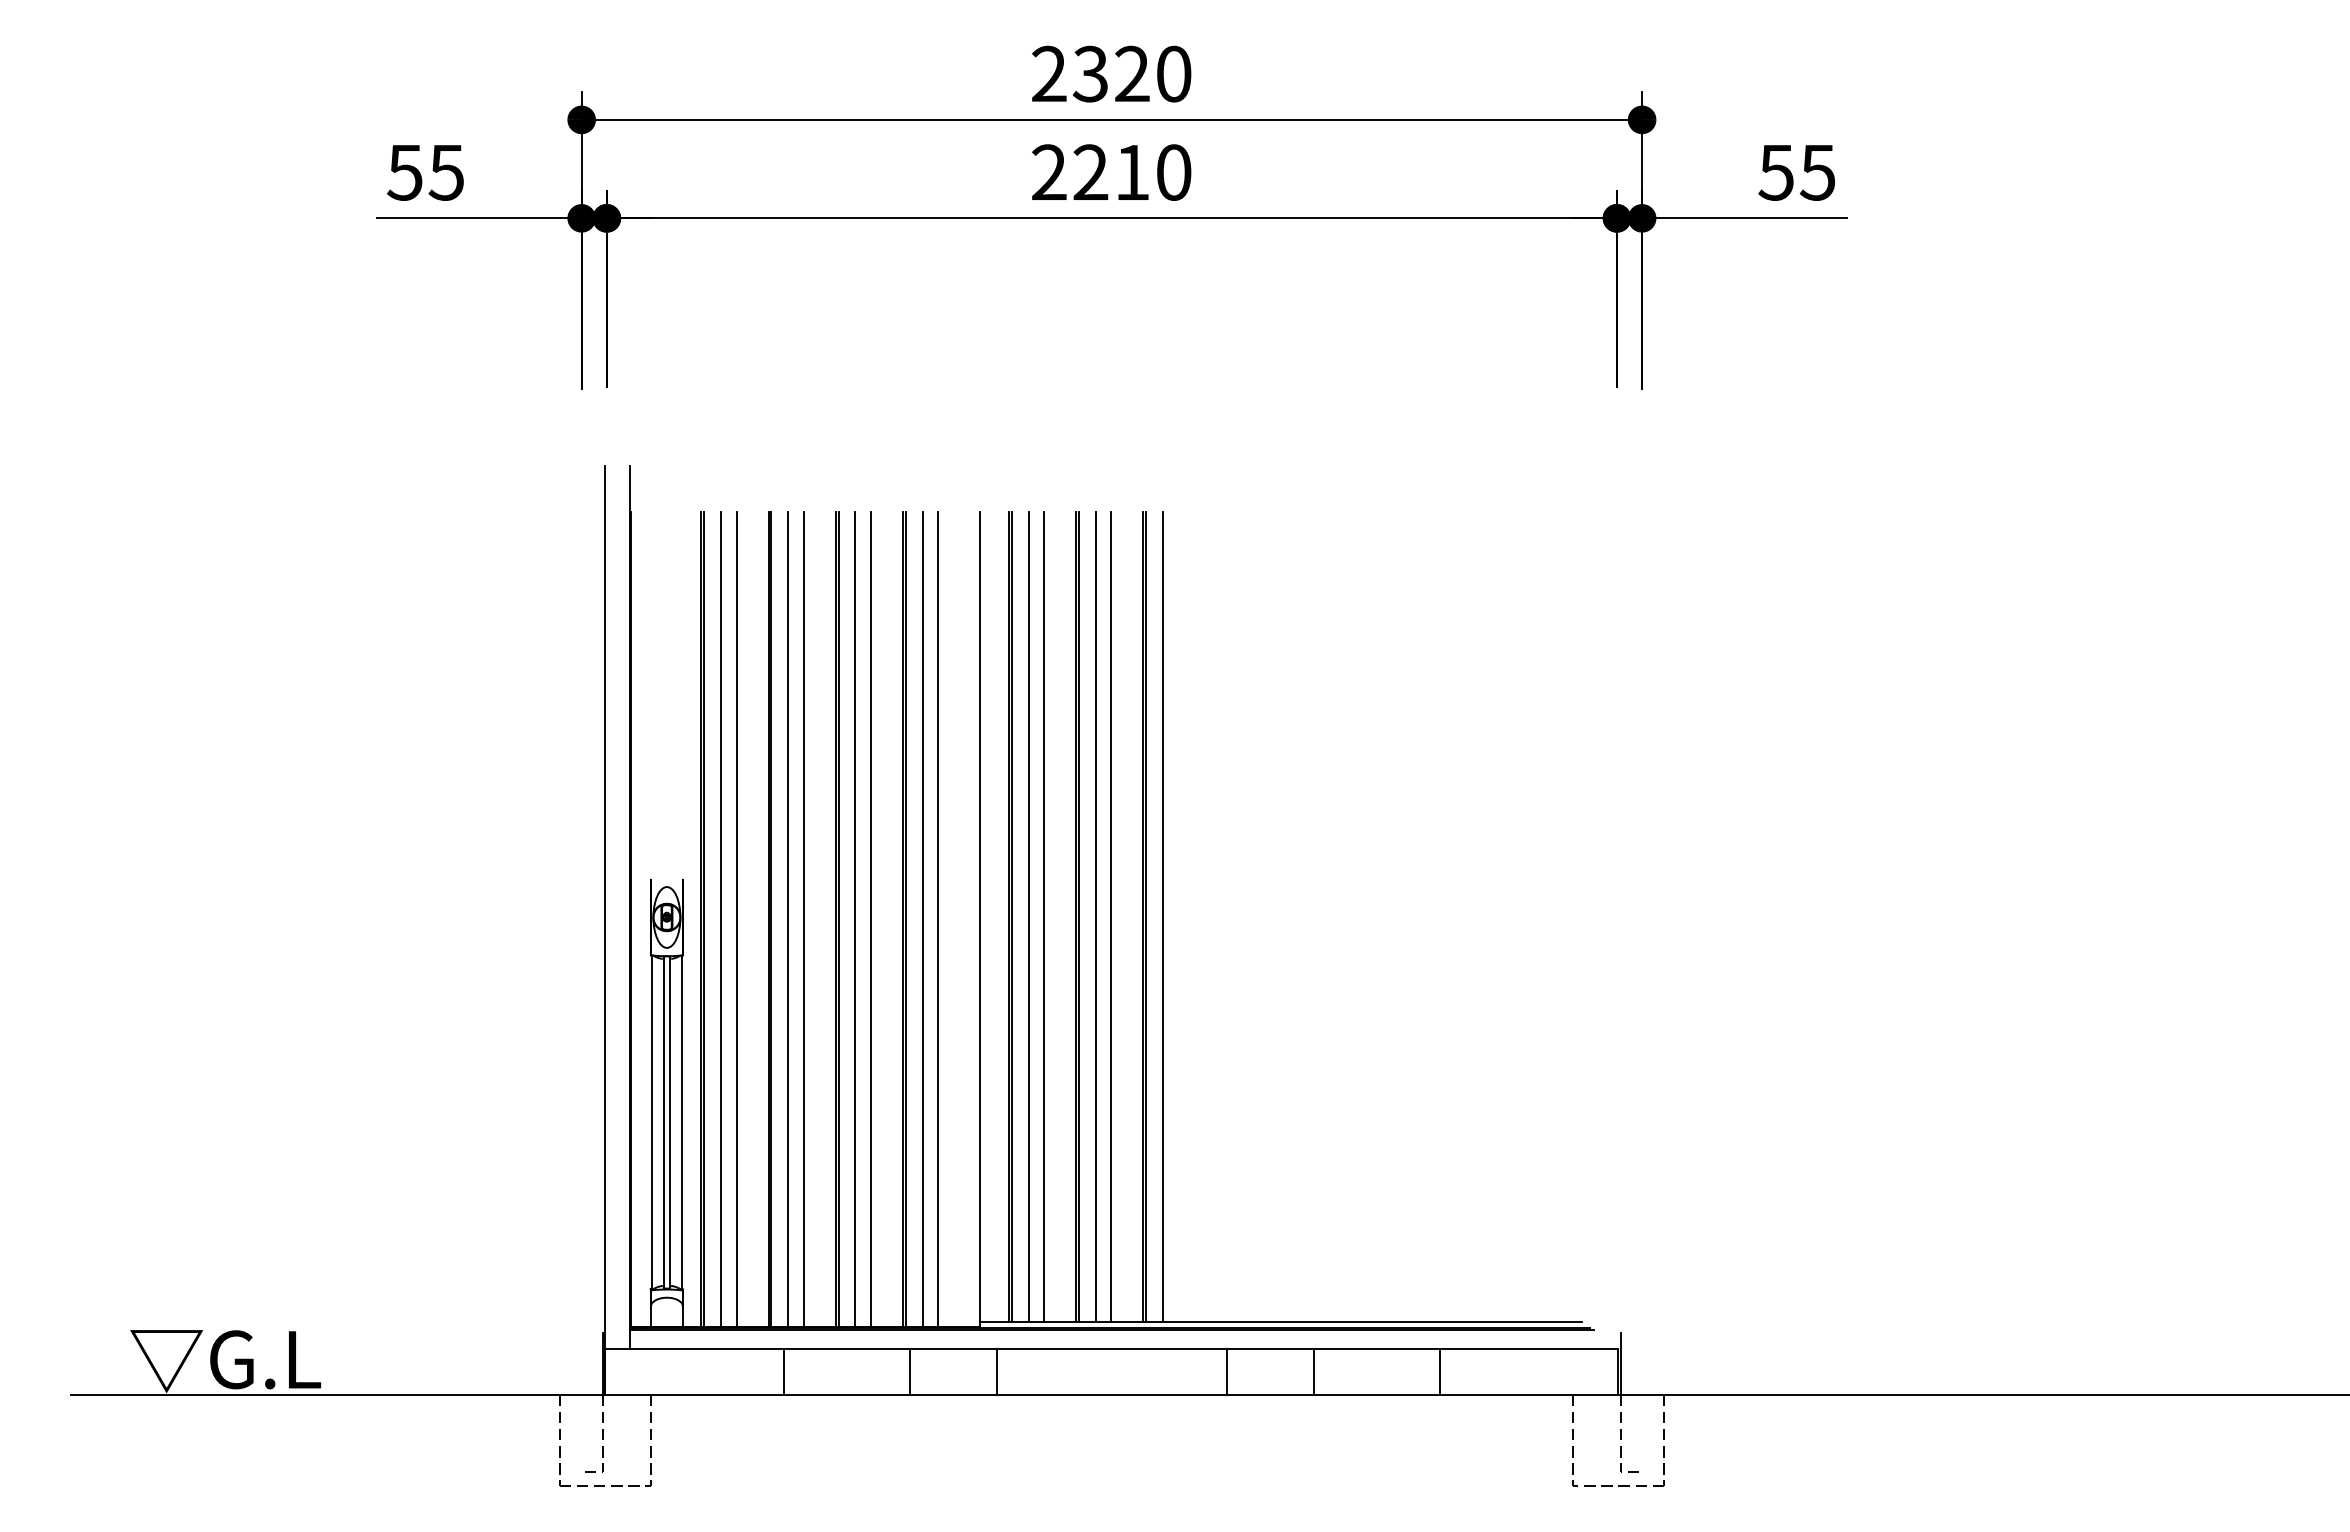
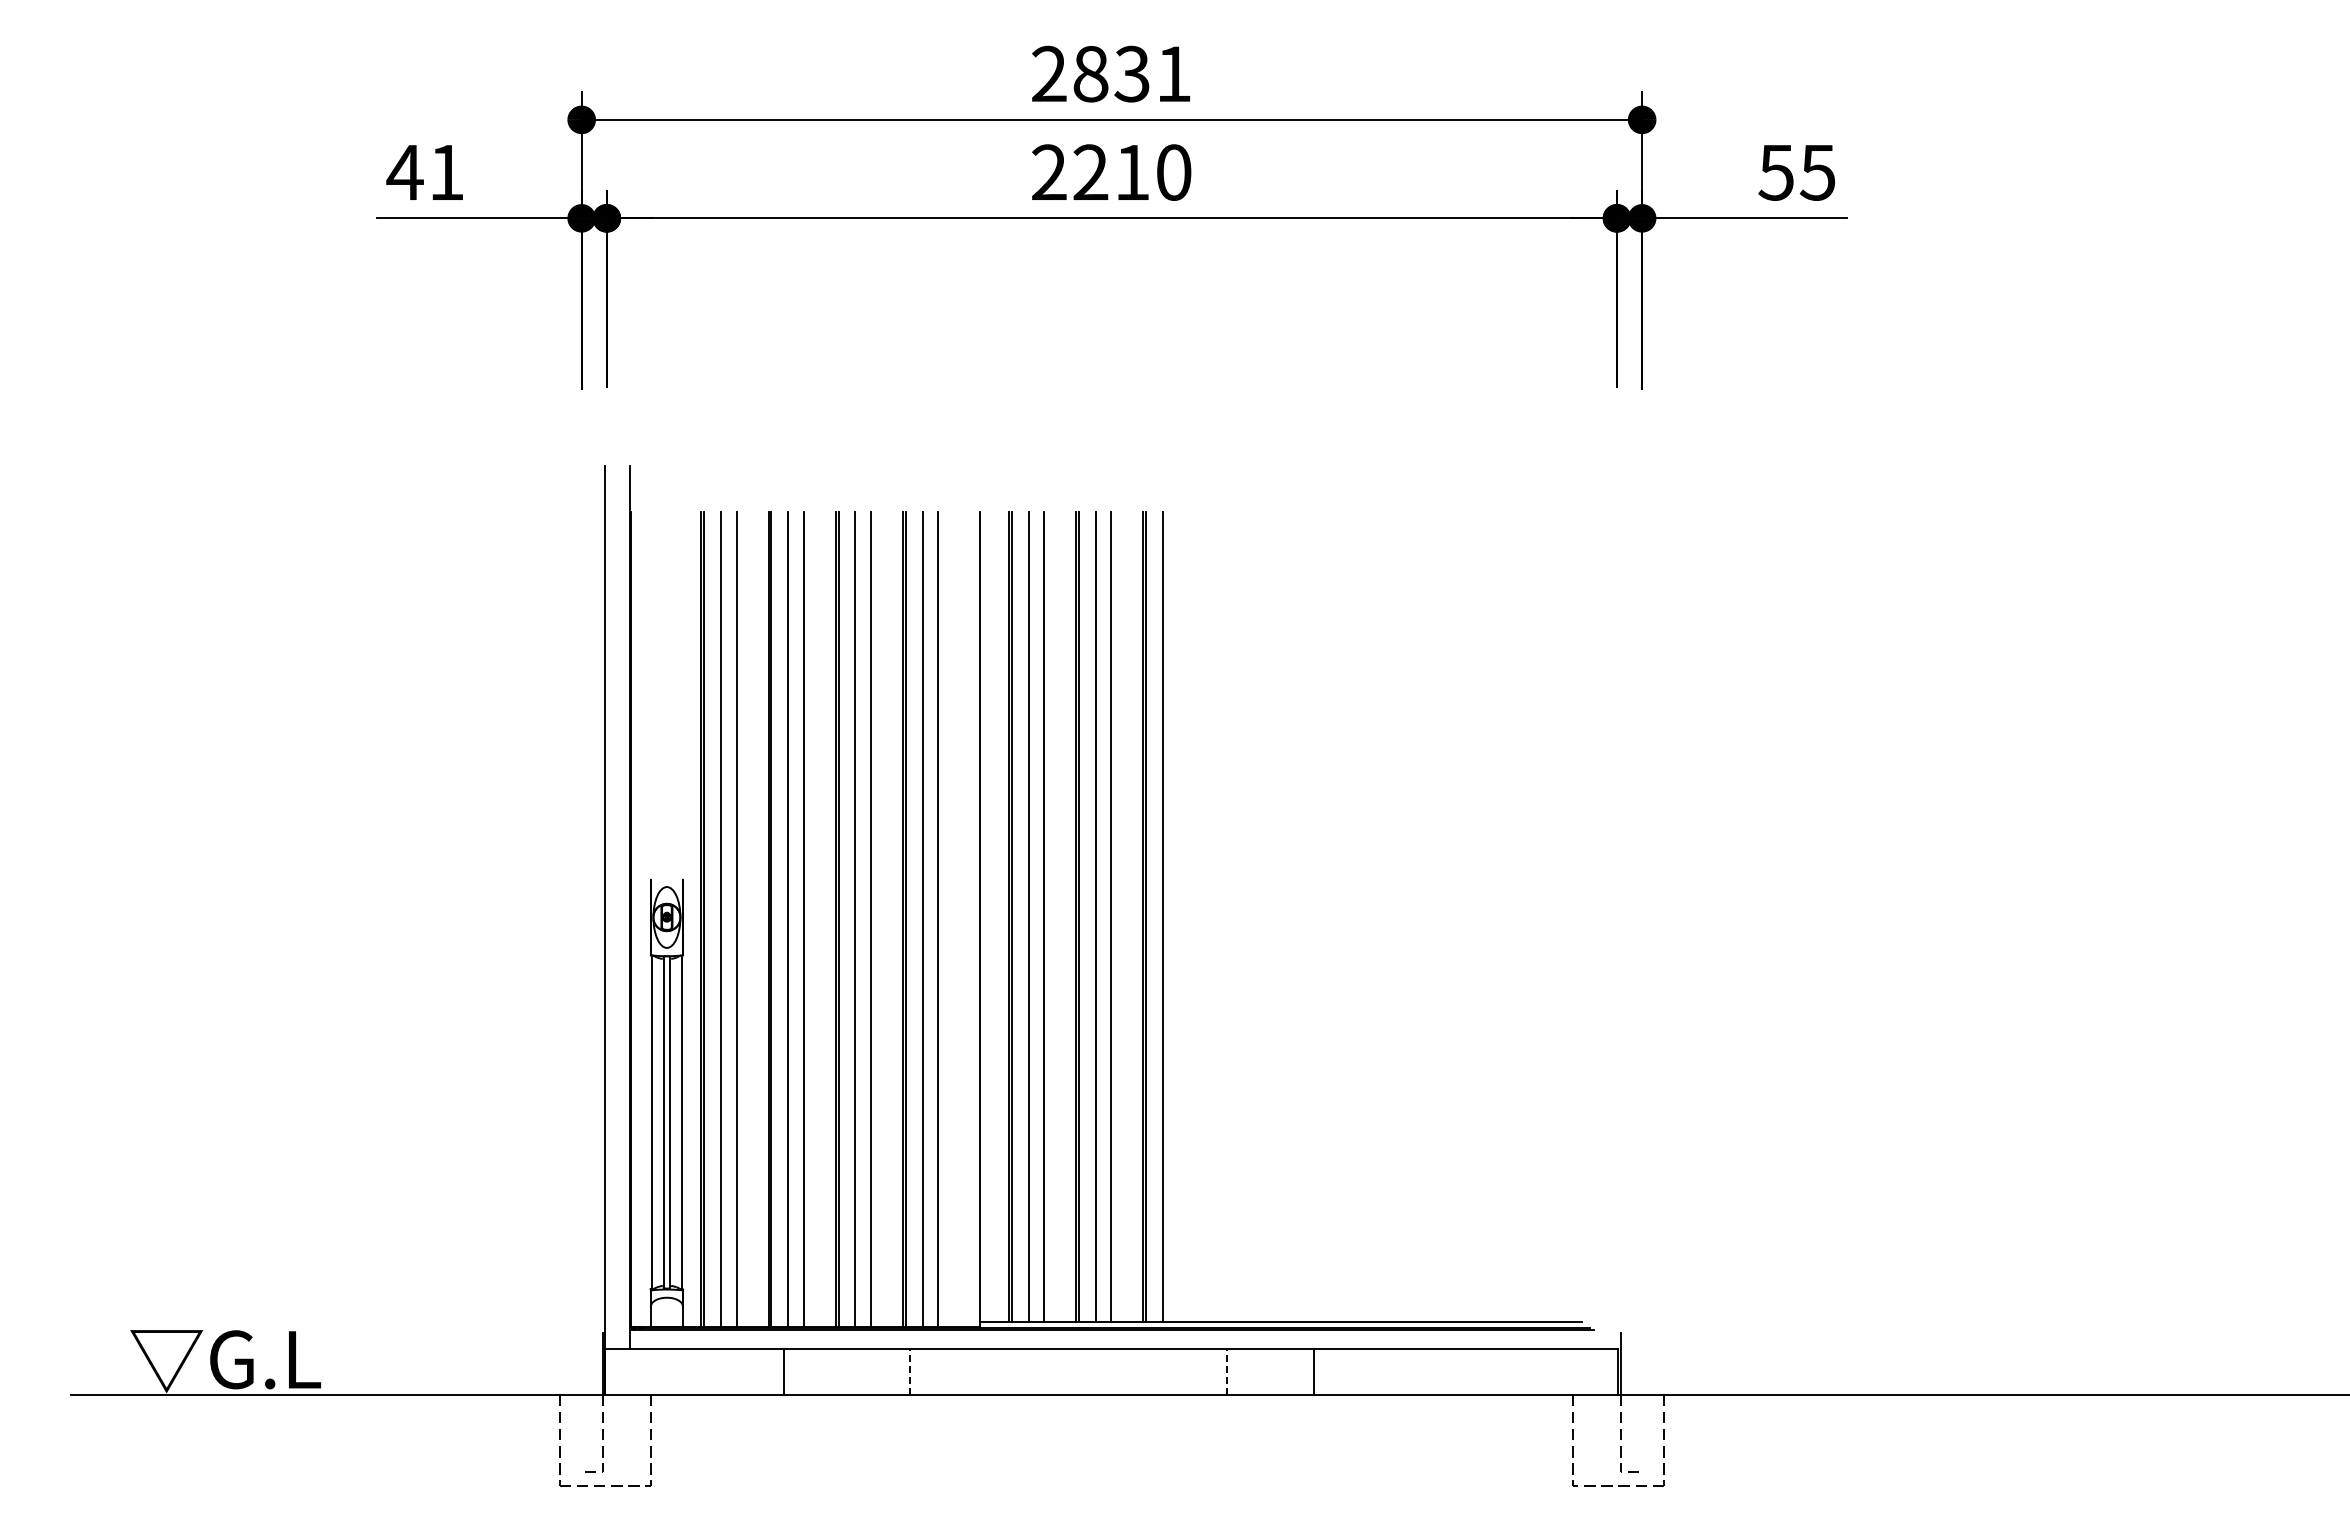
text: 2320 -> 2831 (1131, 73)
text: 55 -> 41 (424, 172)
line: solid -> dashed (910, 1371)
line: present -> none (997, 1371)
line: solid -> dashed (1226, 1371)
line: present -> none (1440, 1371)
